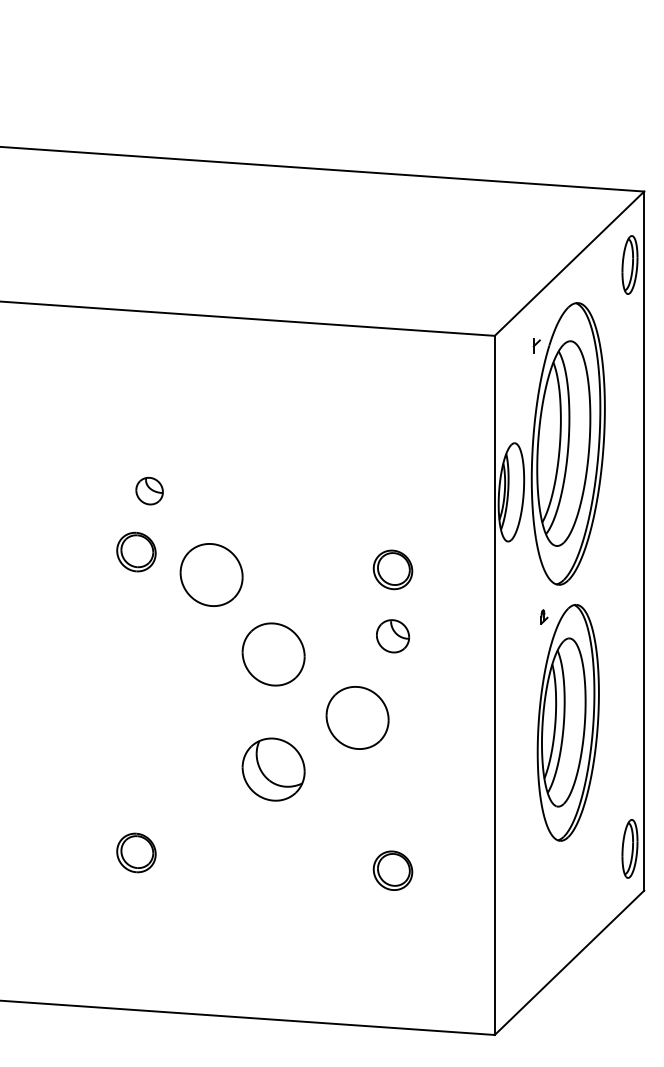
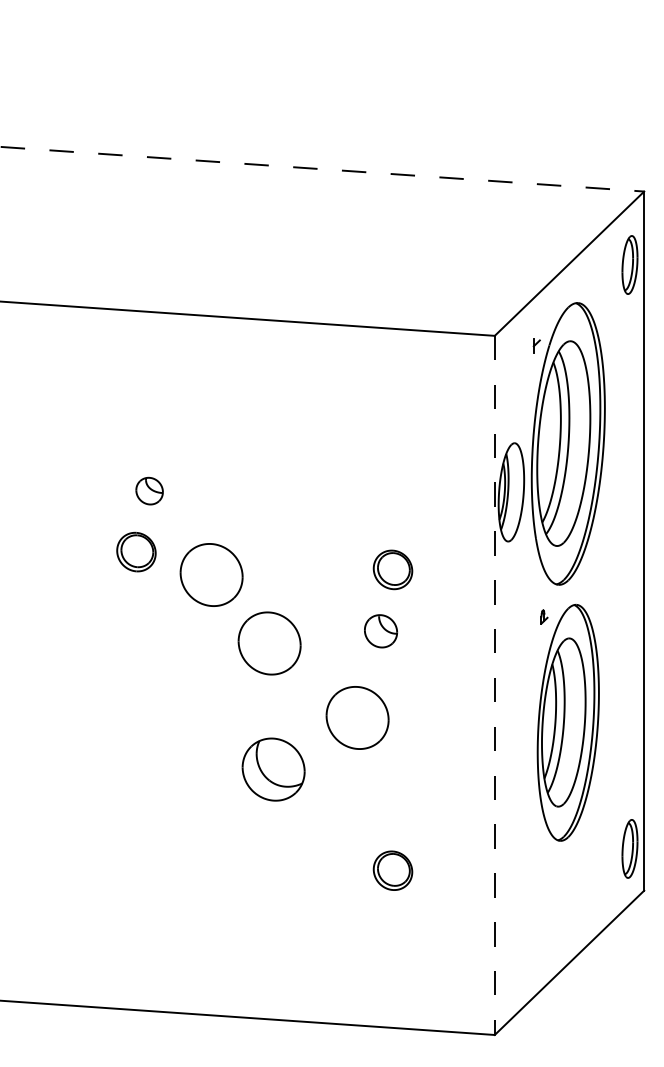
line: solid -> dashed (323, 169)
part position: (393, 636) -> (381, 631) (381, 631)
part position: (273, 654) -> (269, 643) (269, 643)
line: solid -> dashed (494, 685)
part: present -> none (136, 852)
